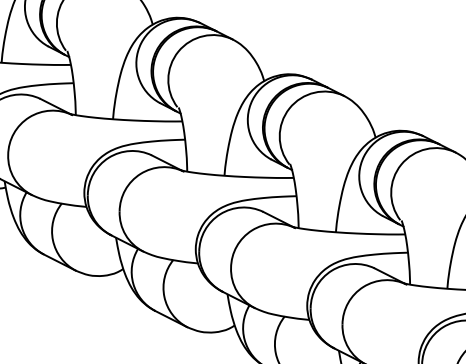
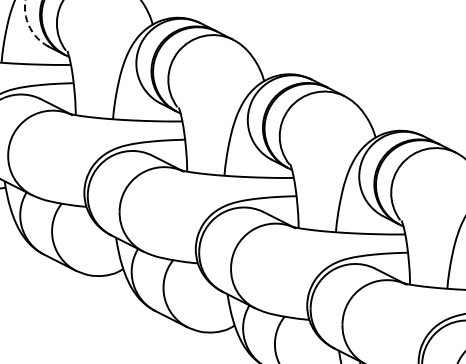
arc: solid -> dashed (29, 26)
